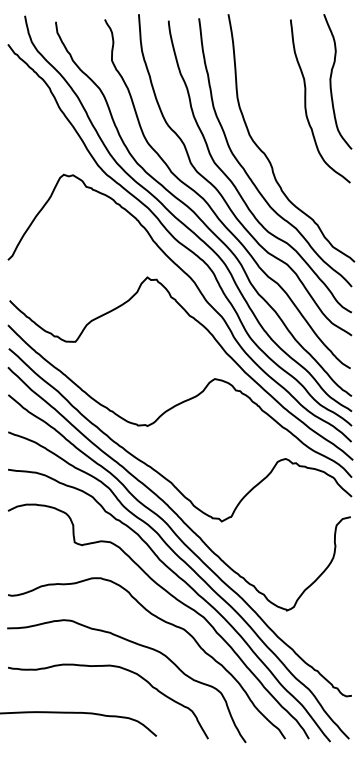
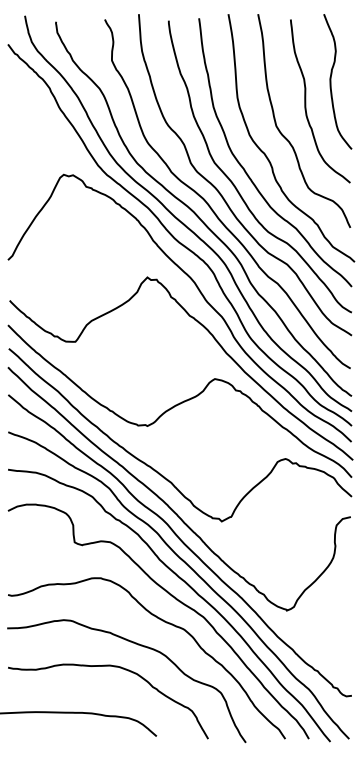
curve: none -> present (286, 137)
